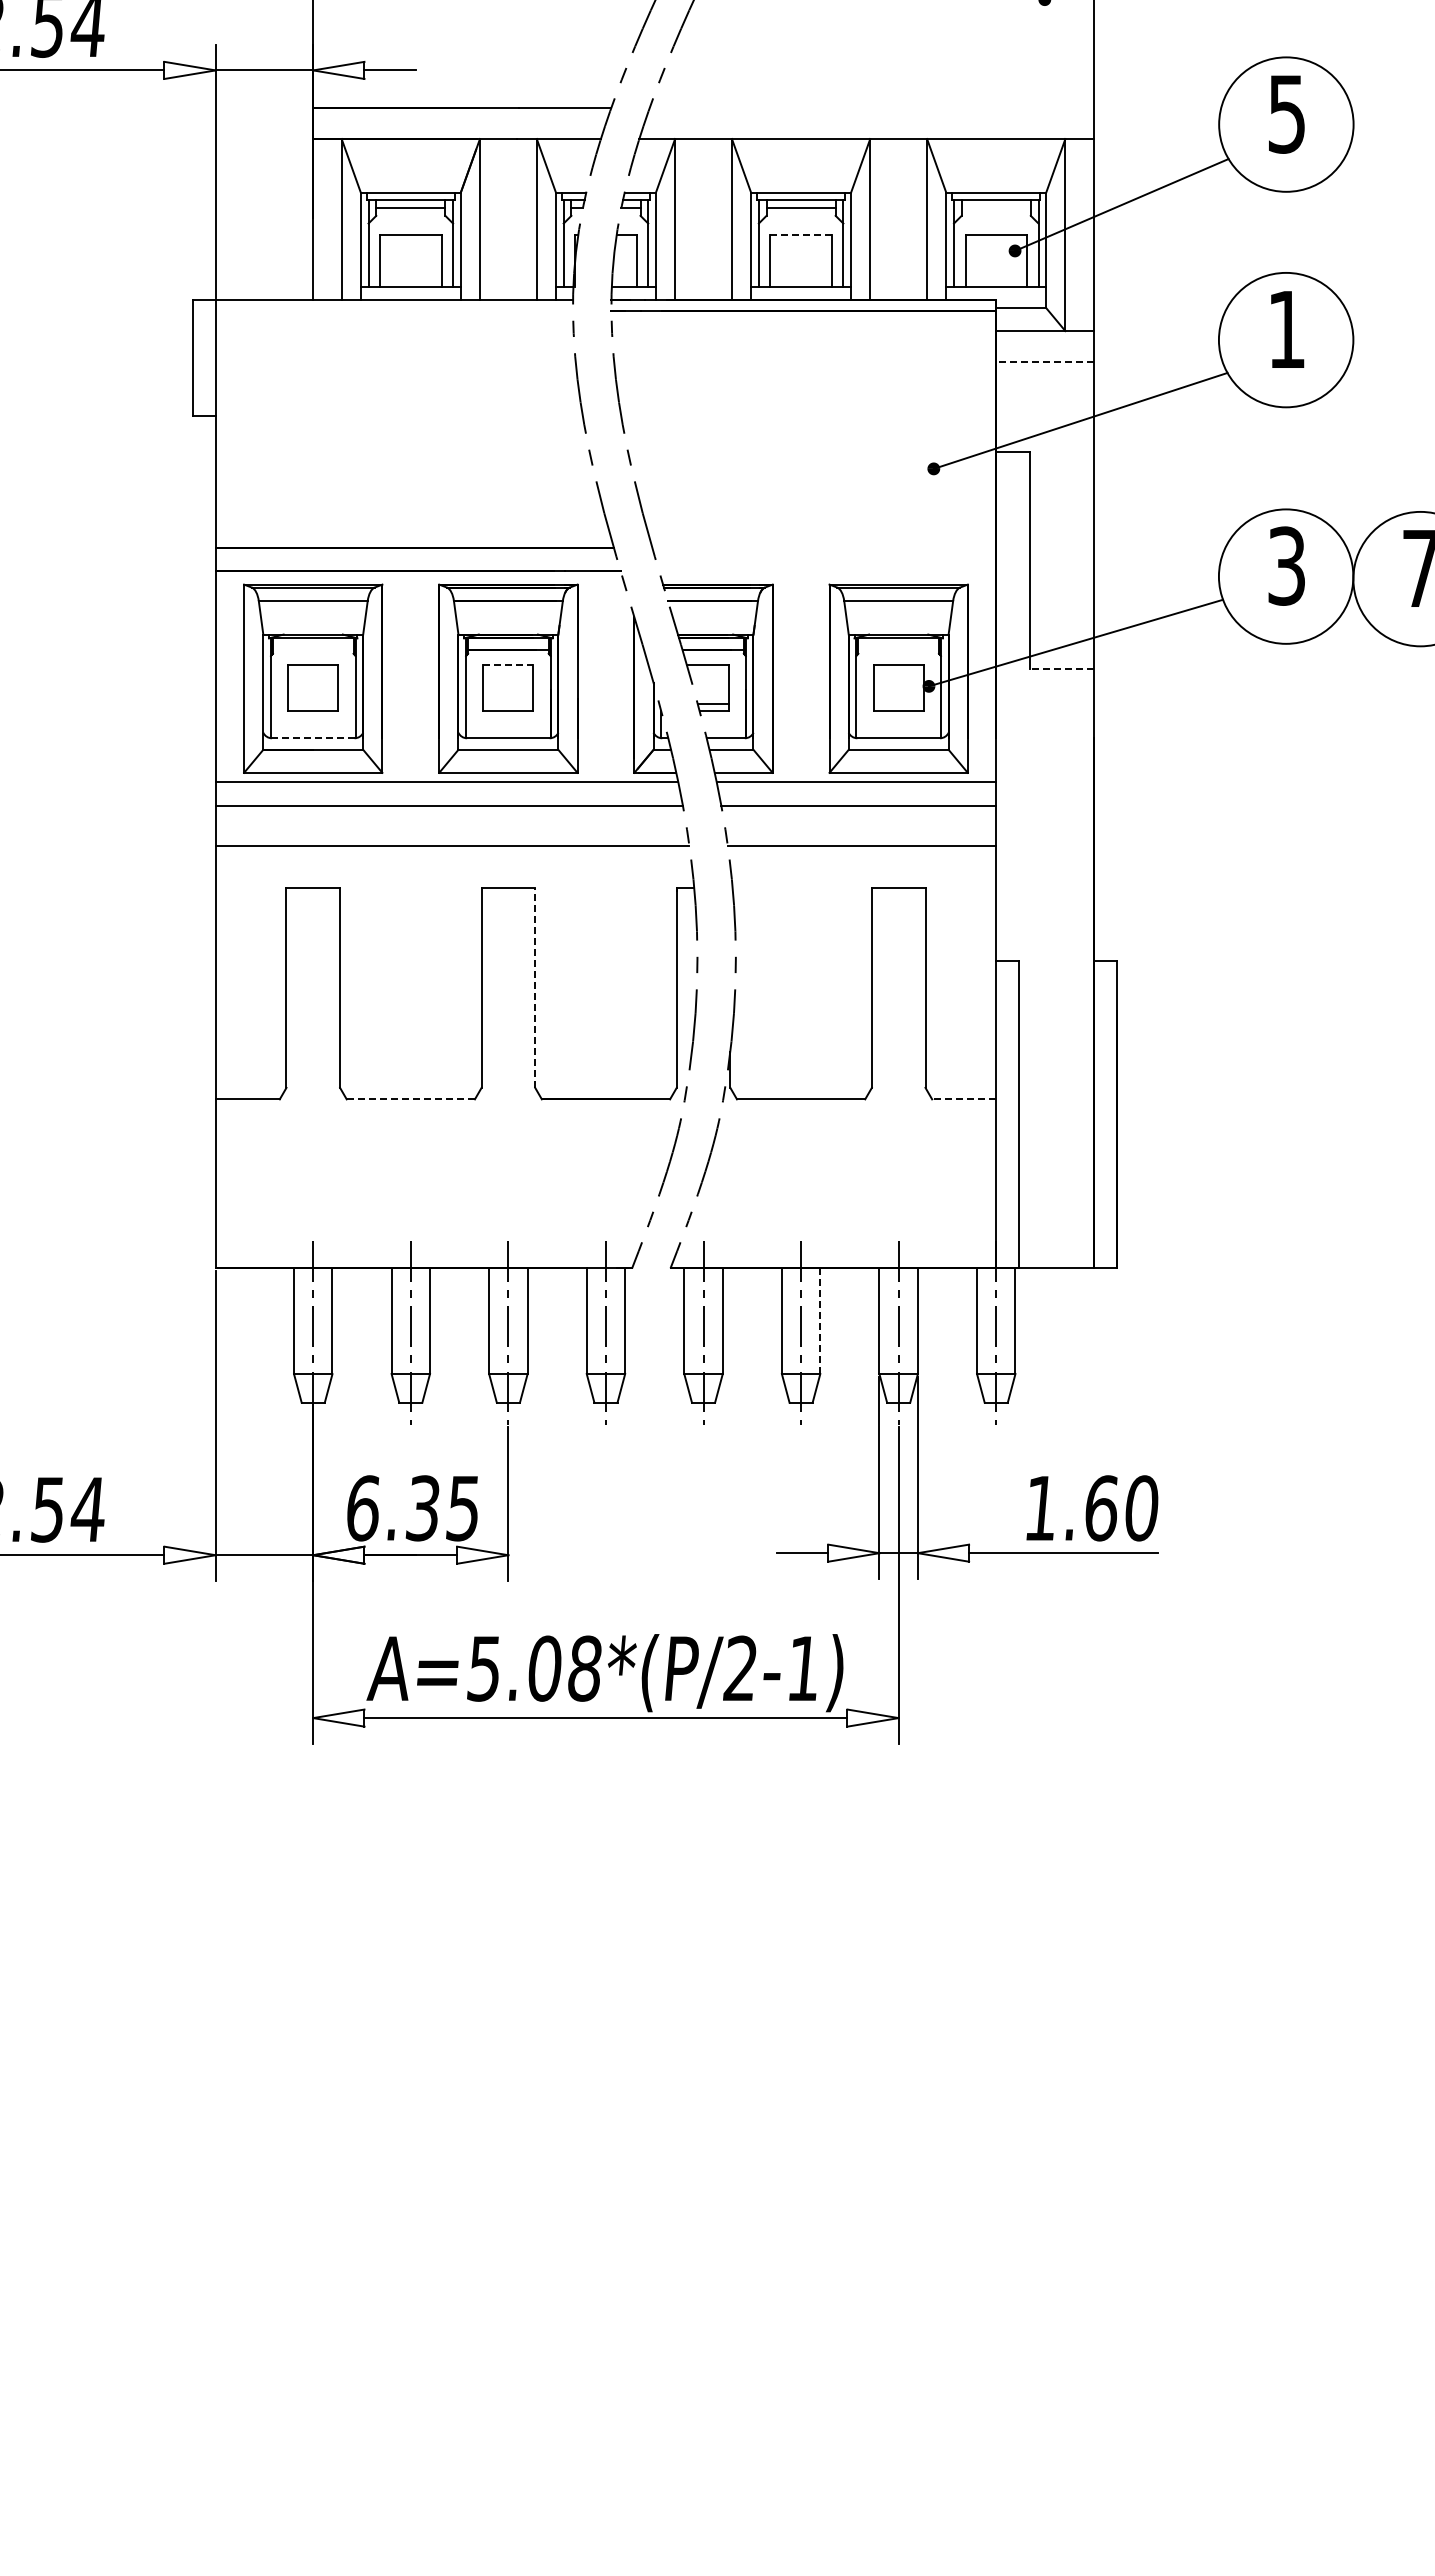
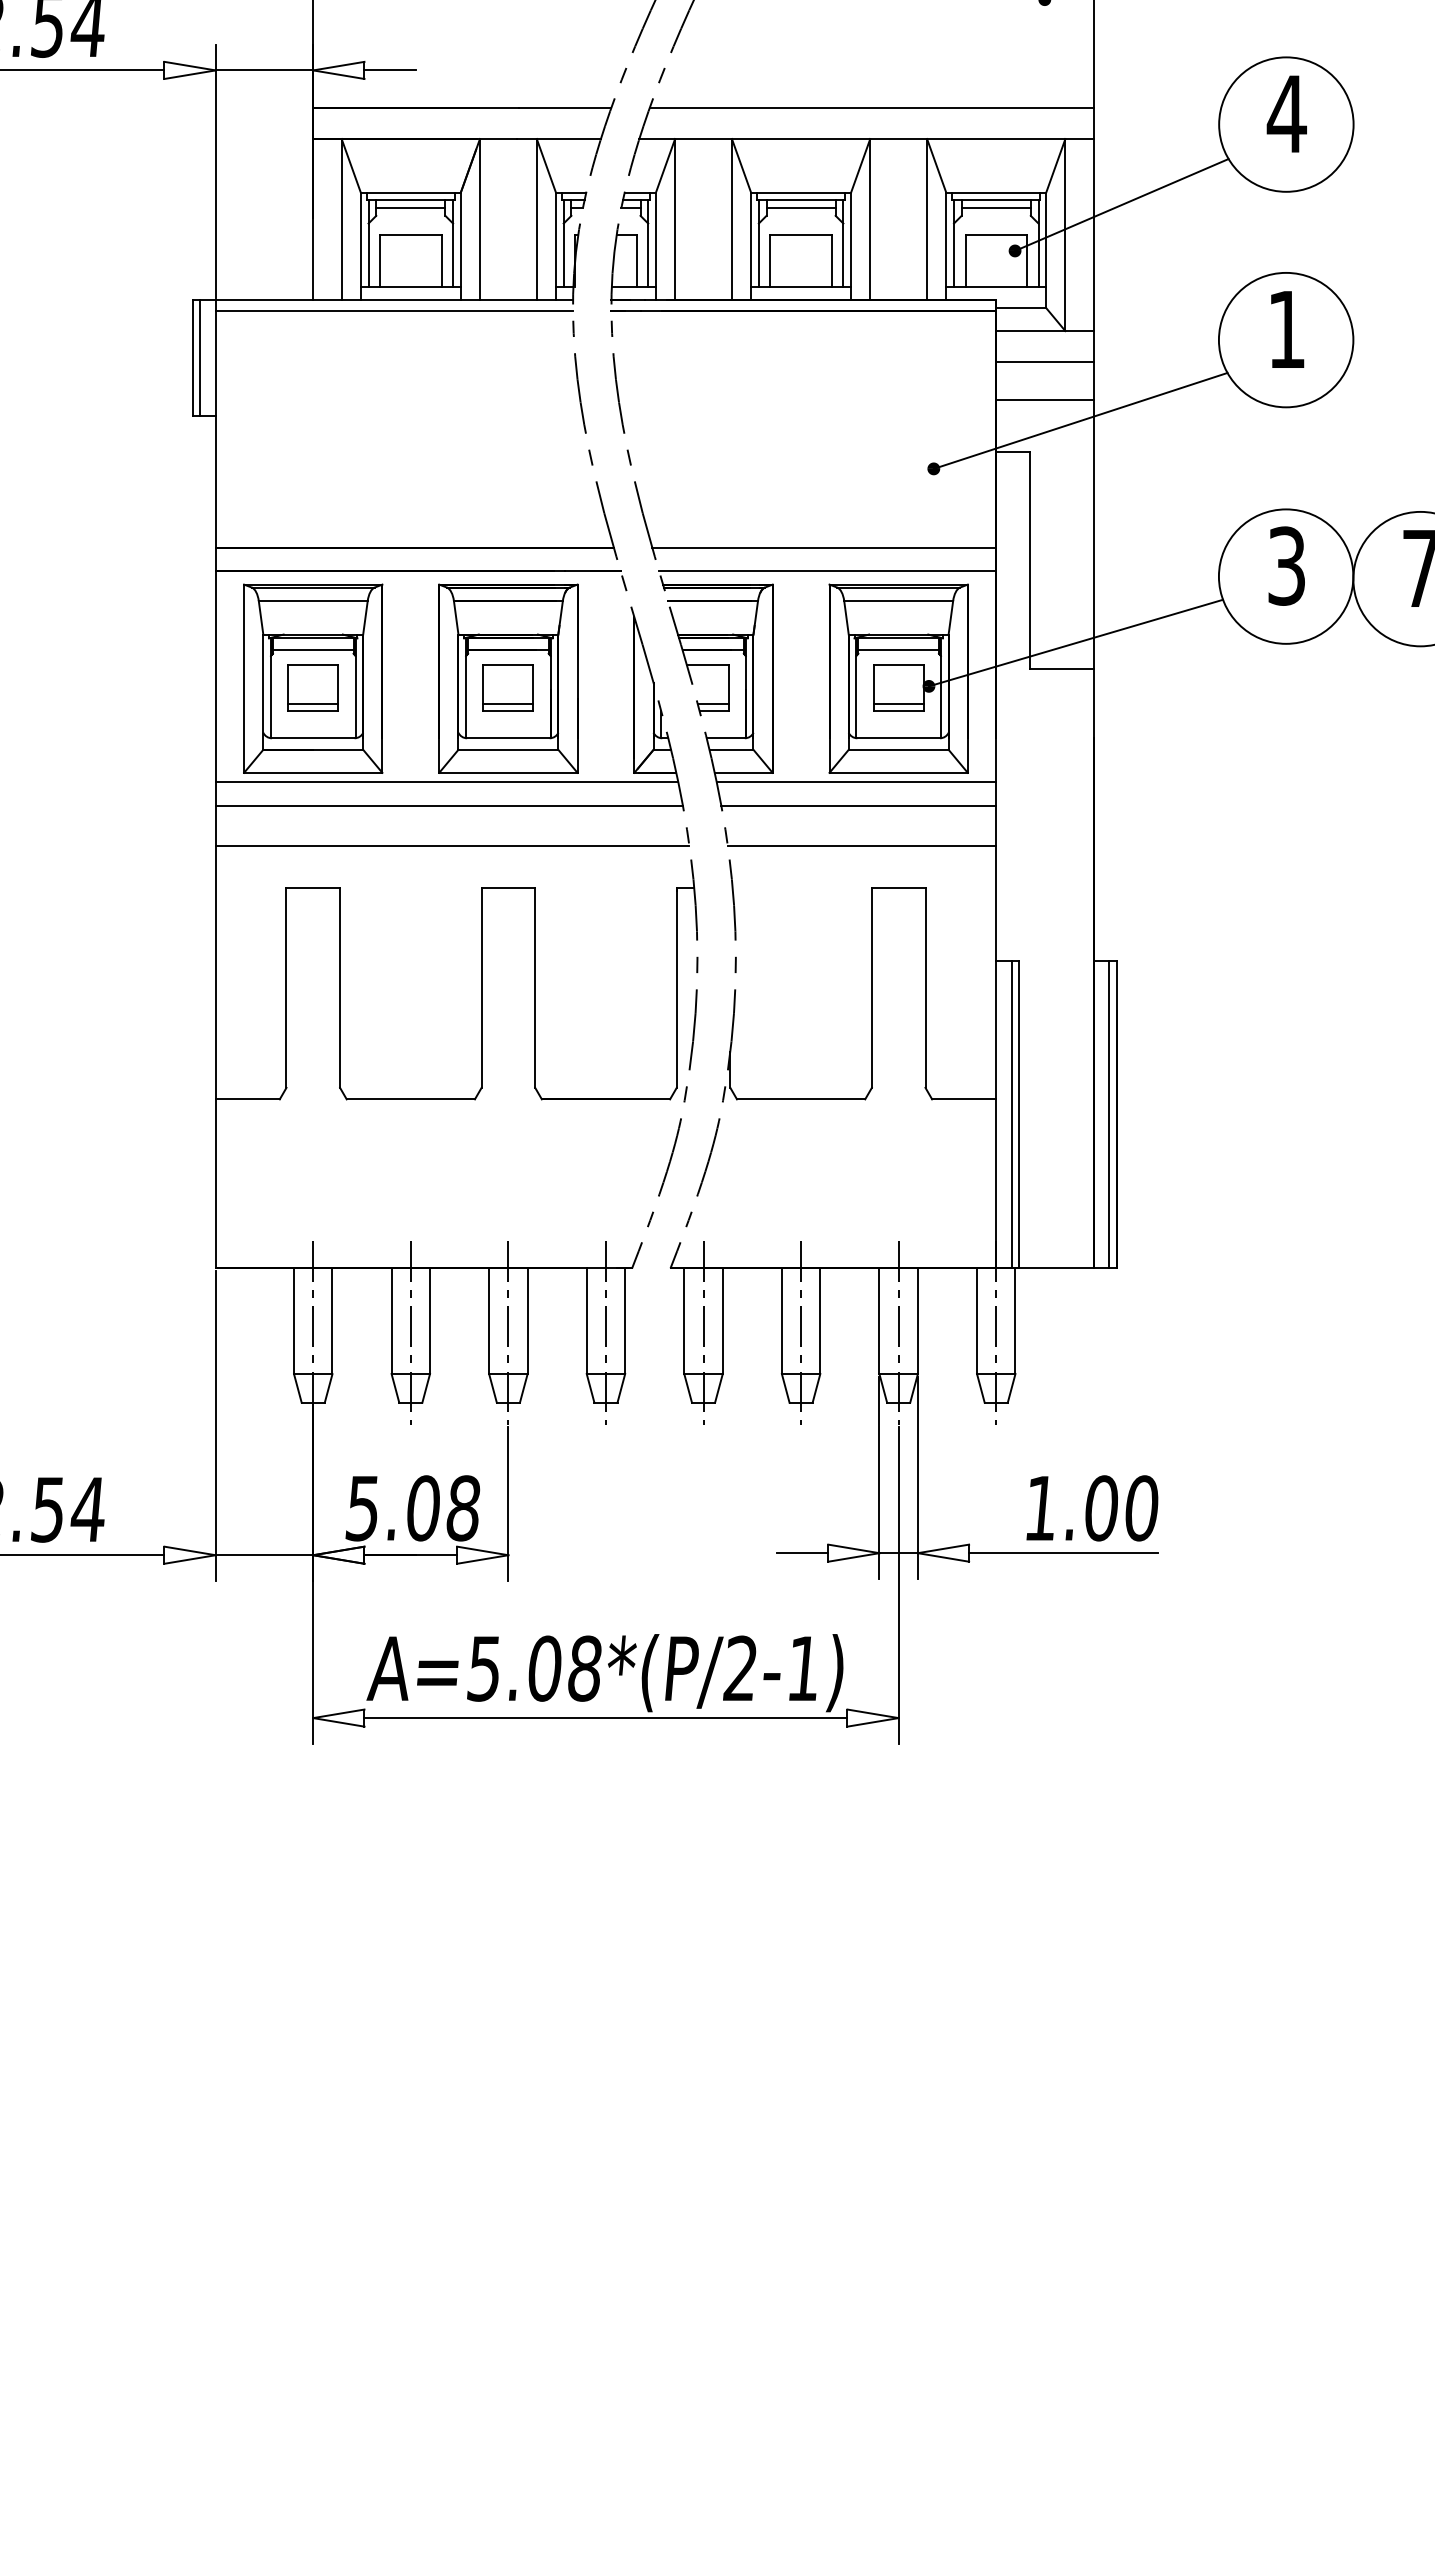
line: none -> present (871, 108)
text: 5 -> 4 (1286, 114)
line: none -> present (995, 208)
line: dashed -> solid (801, 235)
line: none -> present (394, 311)
line: none -> present (200, 357)
line: dashed -> solid (1045, 361)
line: none -> present (1044, 400)
line: none -> present (824, 548)
line: none -> present (827, 571)
line: none -> present (312, 649)
line: none -> present (898, 649)
line: dashed -> solid (508, 665)
line: dashed -> solid (1061, 669)
line: none -> present (313, 703)
line: none -> present (508, 703)
line: none -> present (898, 703)
line: dashed -> solid (312, 738)
line: dashed -> solid (535, 987)
line: dashed -> solid (410, 1099)
line: dashed -> solid (963, 1099)
line: none -> present (1011, 1114)
line: none -> present (1109, 1114)
line: dashed -> solid (820, 1321)
text: 6.35 -> 5.08 (412, 1508)
text: 1.60 -> 1.00 (1101, 1508)
